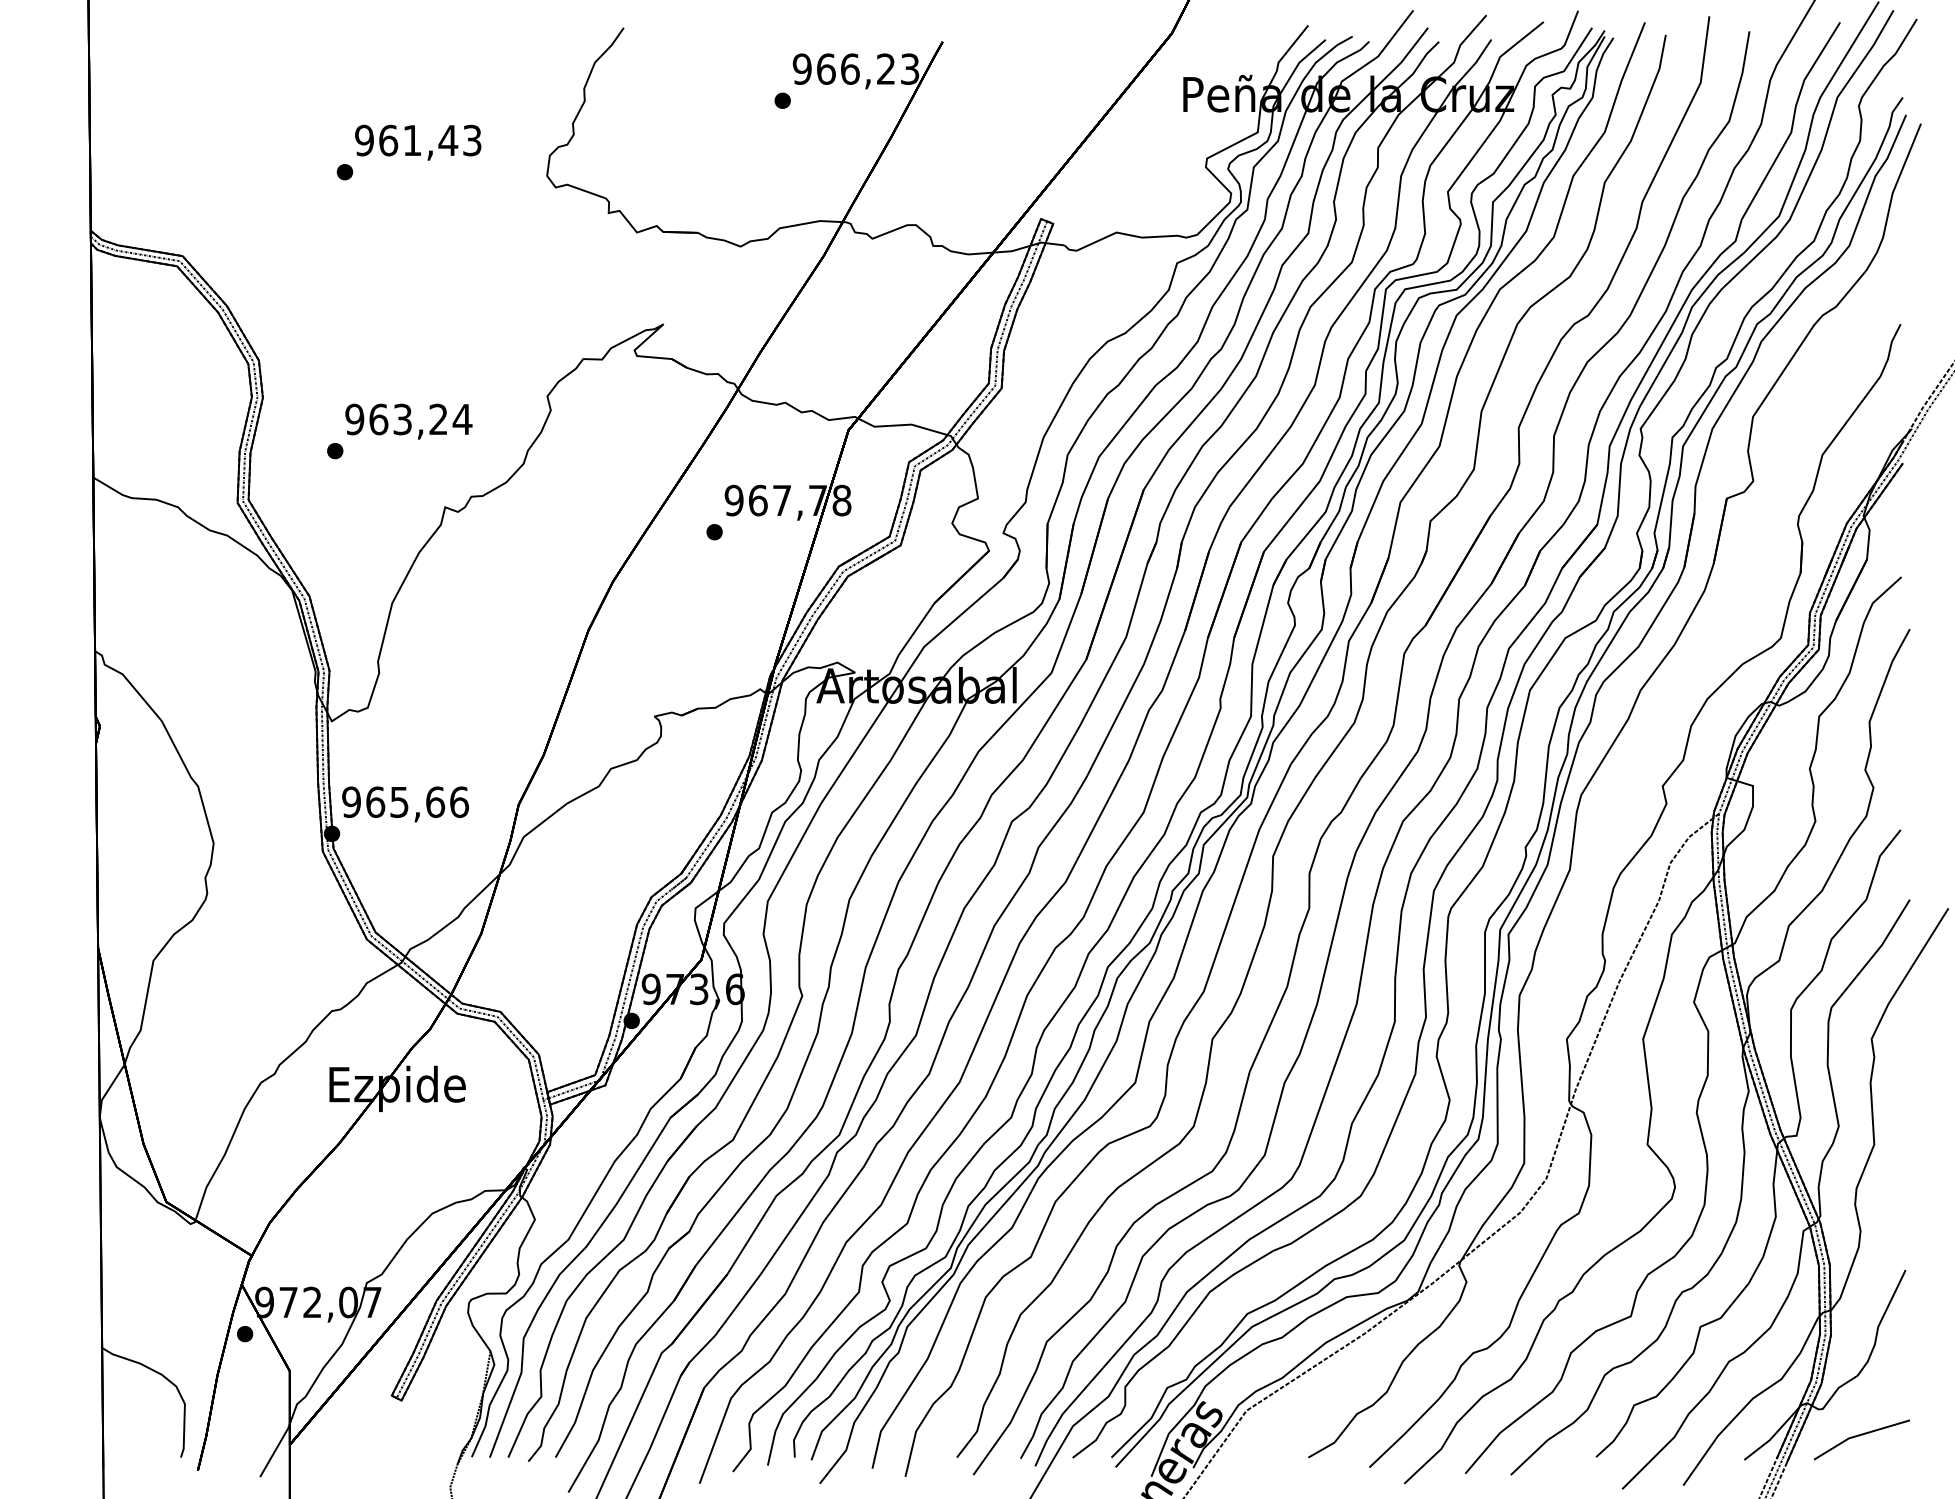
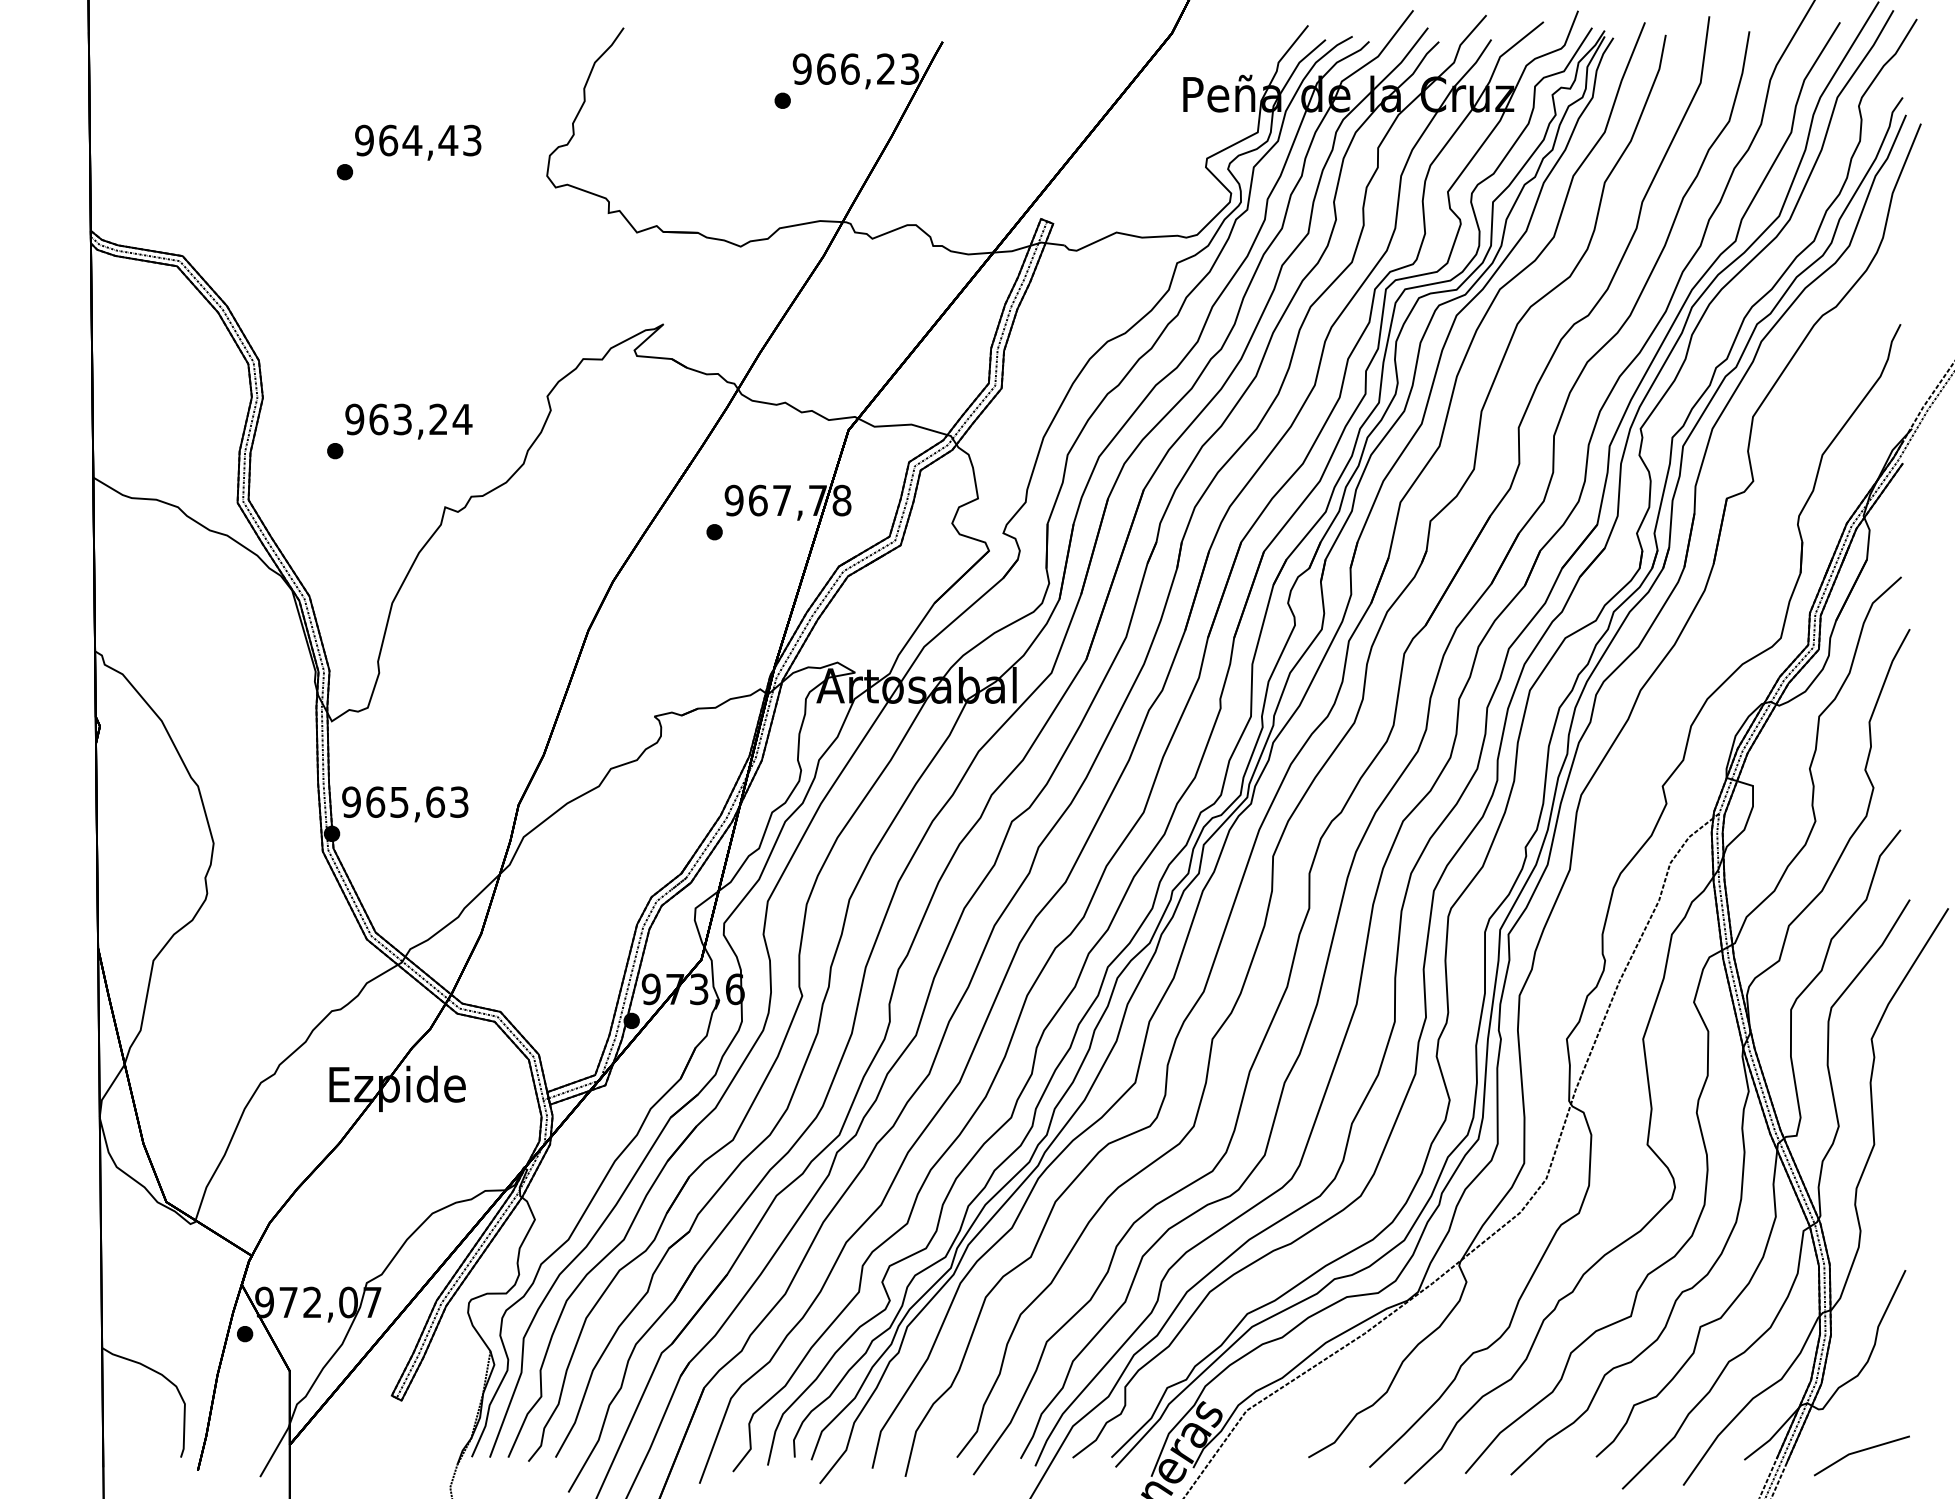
text: 961,43 -> 964,43 (412, 140)
text: 965,66 -> 965,63 (459, 801)
part position: (1861, 1439) -> (1861, 1455) (1861, 1455)
